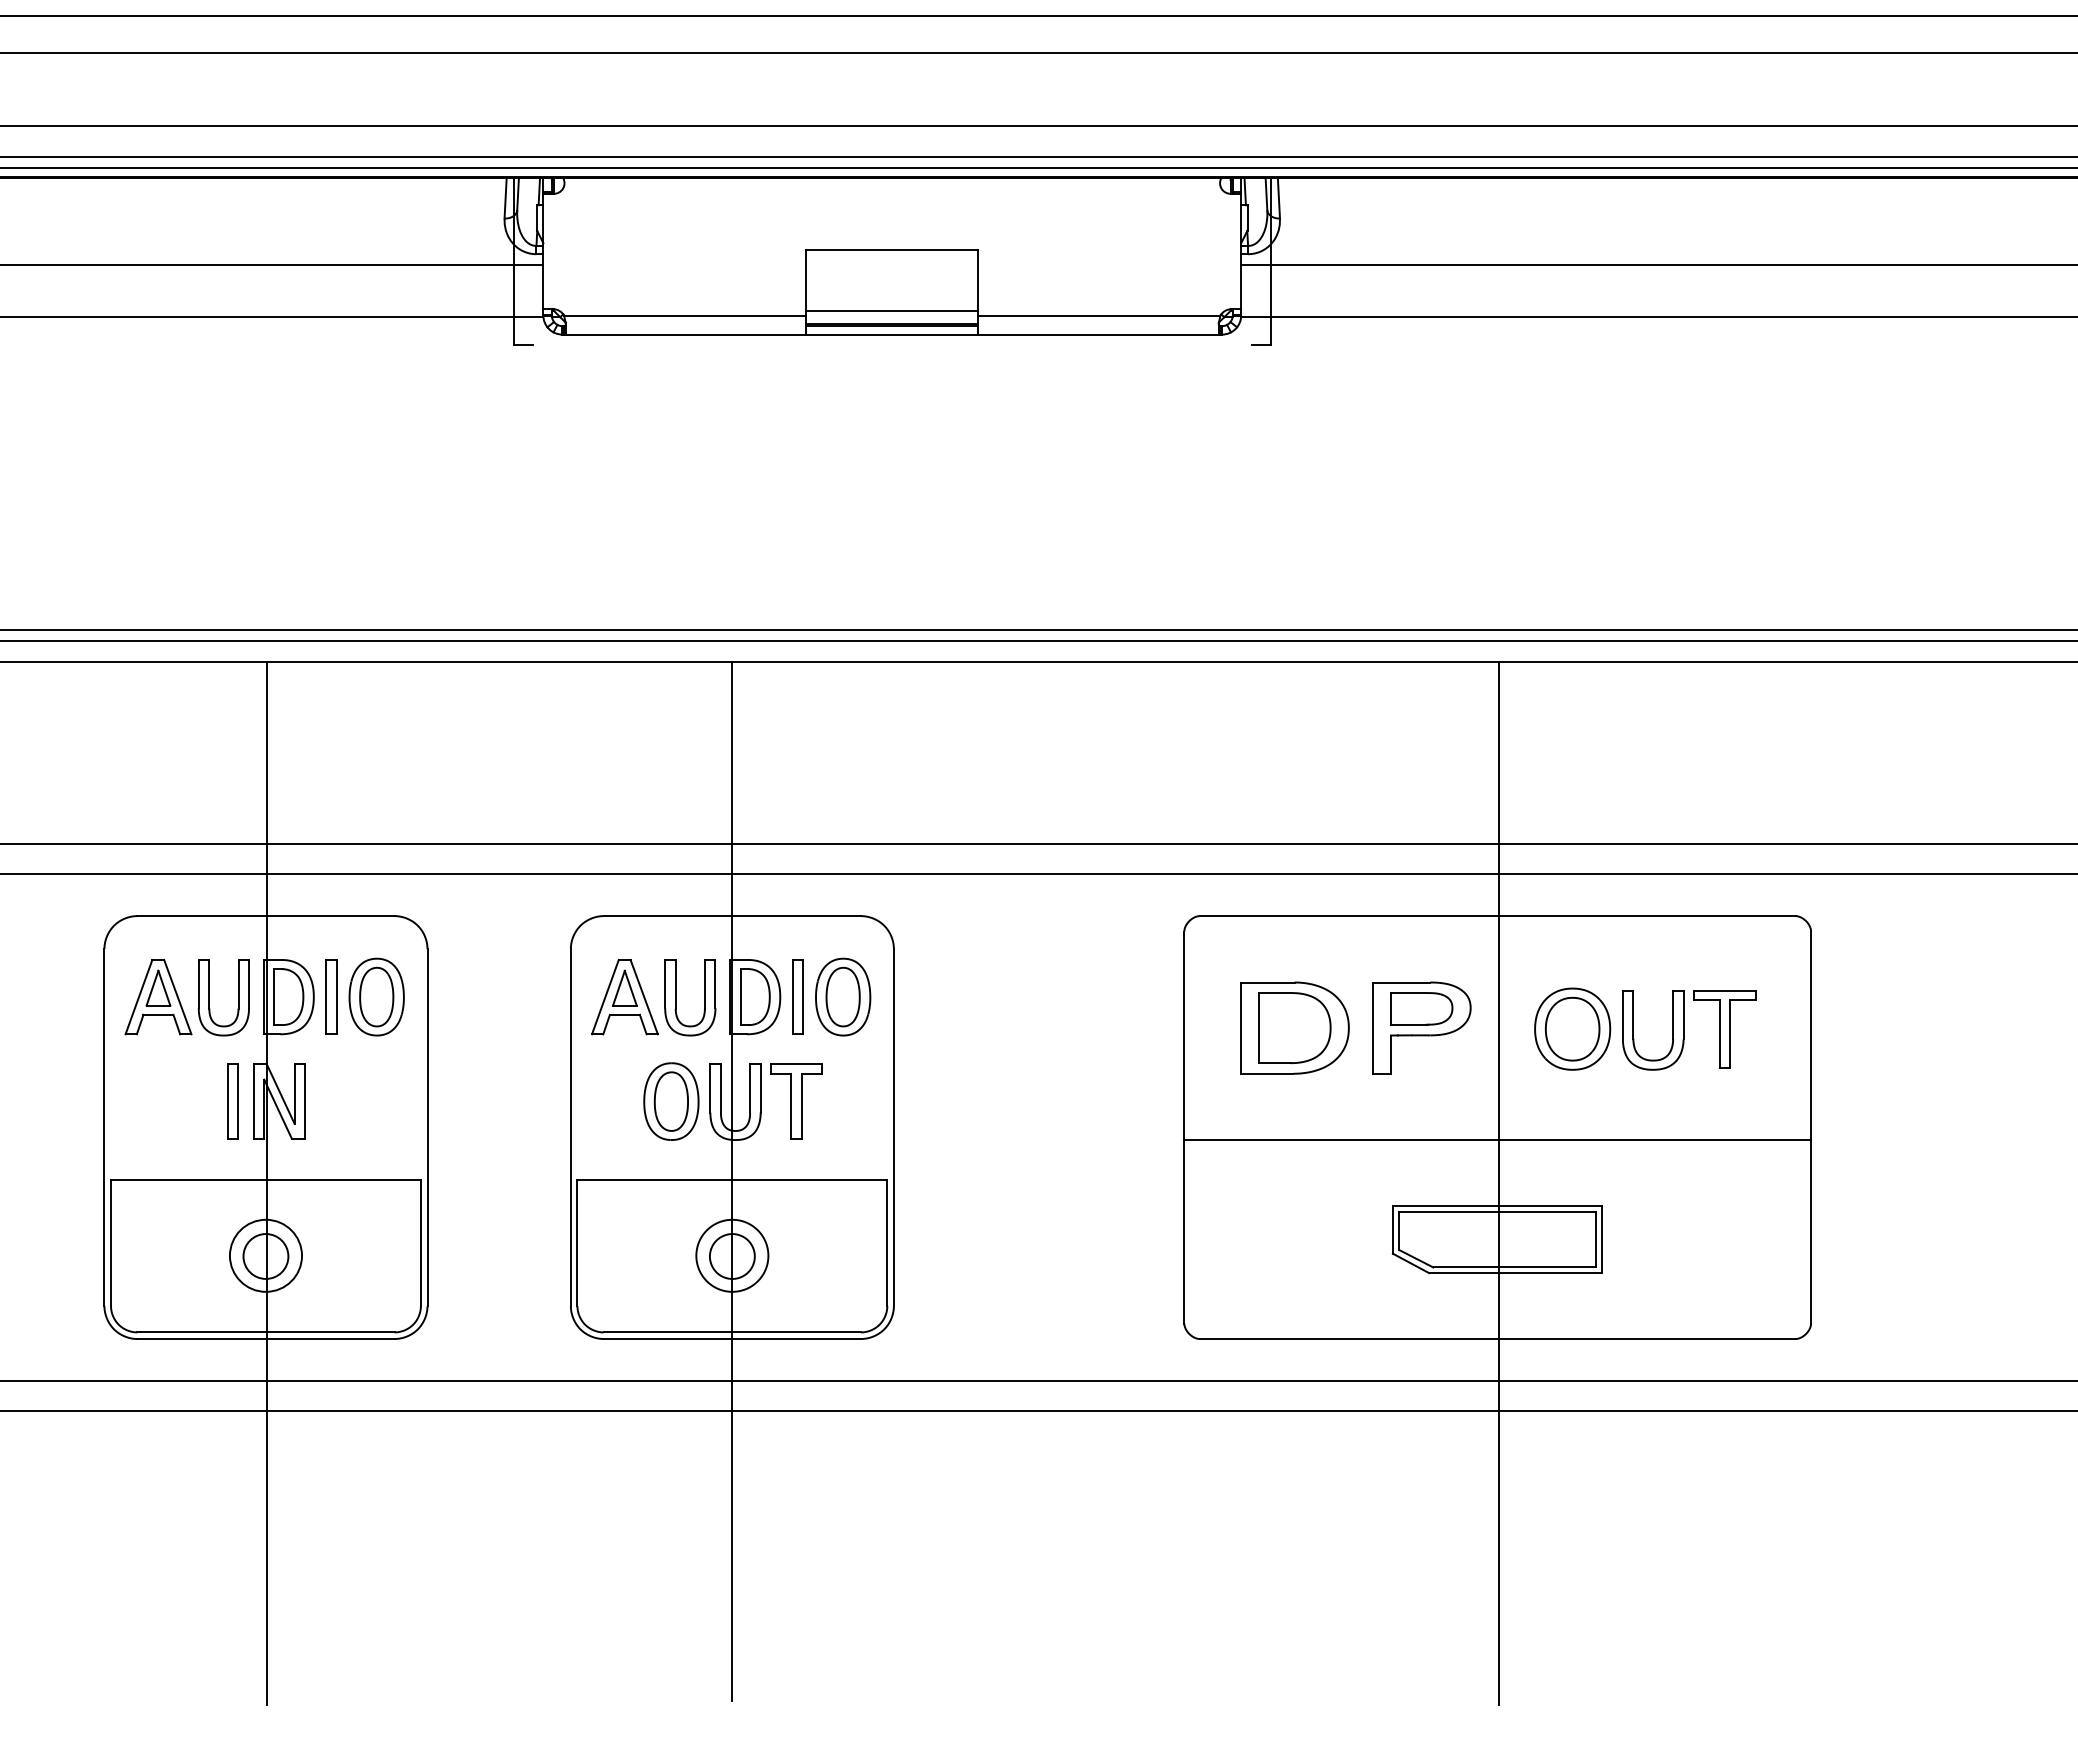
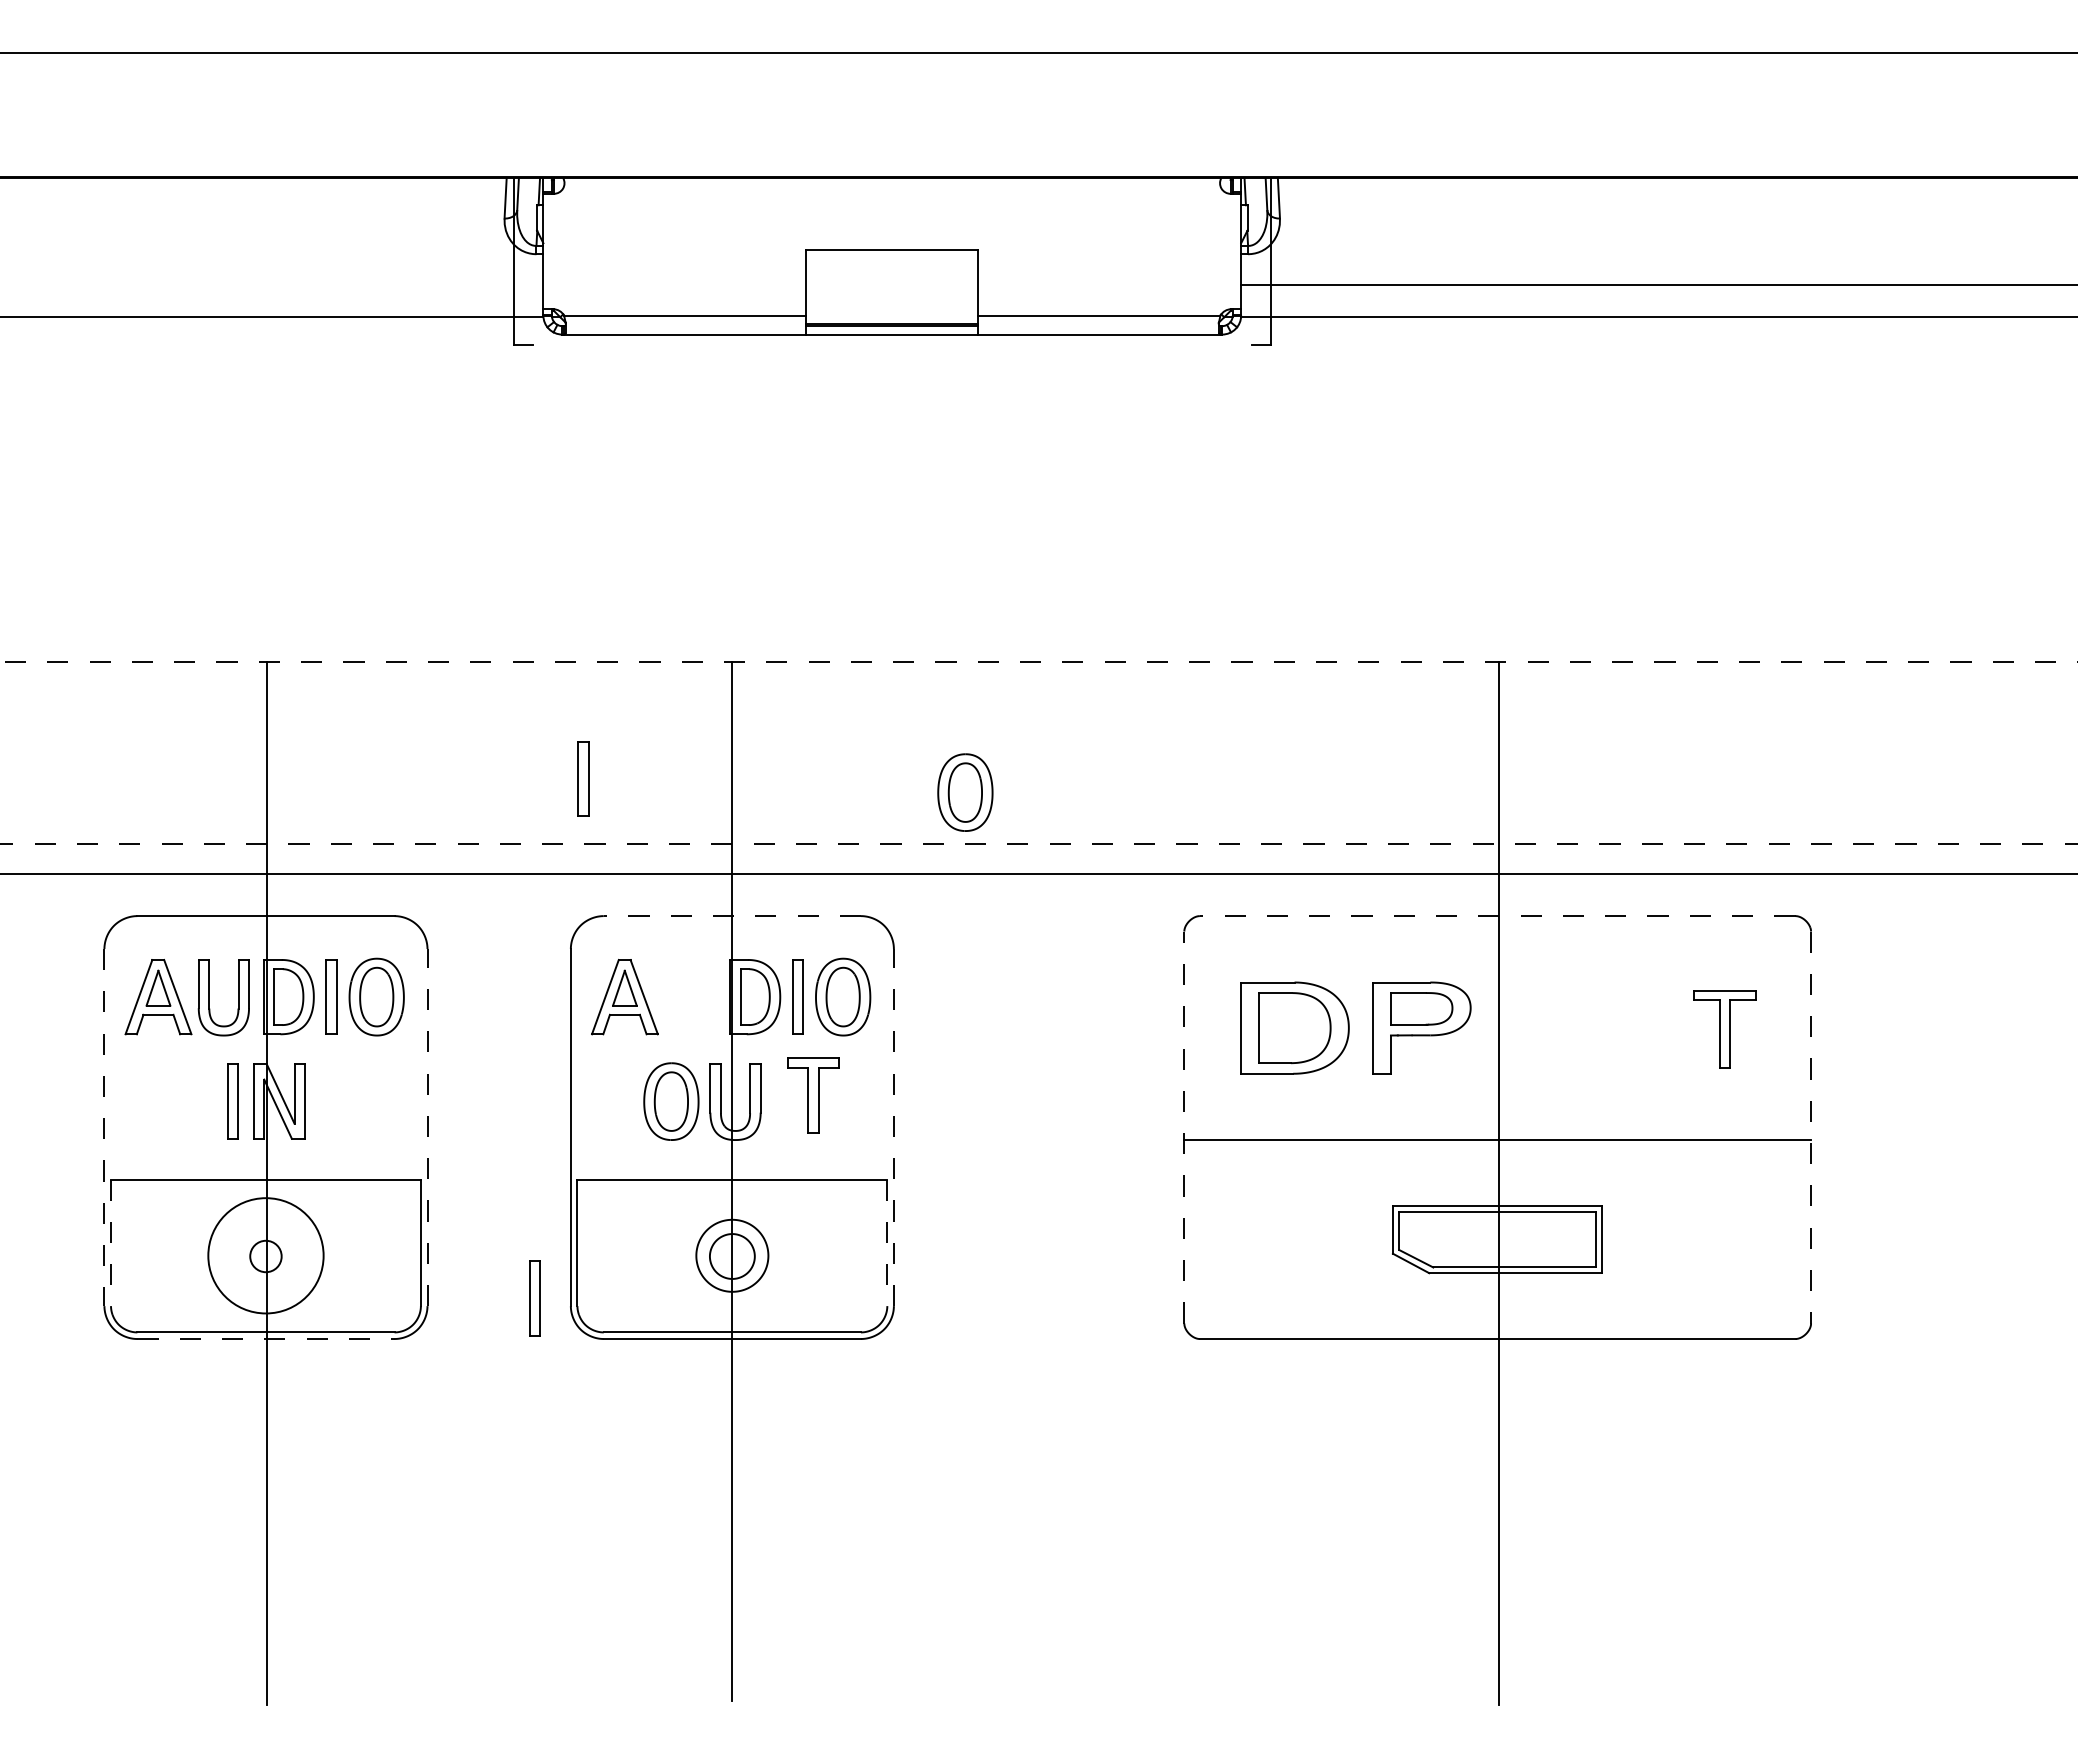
line: present -> none (1038, 16)
line: present -> none (1038, 126)
line: present -> none (1038, 157)
line: present -> none (1038, 168)
line: present -> none (272, 264)
line position: (1657, 264) -> (1657, 284) (1657, 284)
line: present -> none (892, 310)
line: present -> none (1038, 629)
line: present -> none (1038, 641)
line: solid -> dashed (1038, 662)
part: none -> present (583, 778)
part: none -> present (965, 792)
line: solid -> dashed (1038, 844)
line: solid -> dashed (732, 916)
line: solid -> dashed (1497, 916)
part: present -> none (676, 997)
part: present -> none (1572, 1028)
part: present -> none (1672, 1030)
part position: (796, 1101) -> (813, 1095) (813, 1095)
line: solid -> dashed (104, 1127)
line: solid -> dashed (427, 1127)
line: solid -> dashed (893, 1127)
line: solid -> dashed (1184, 1127)
line: solid -> dashed (1811, 1127)
line: solid -> dashed (111, 1243)
line: solid -> dashed (887, 1243)
circle diameter: 72 px -> 115 px (265, 1255)
circle diameter: 45 px -> 31 px (265, 1256)
part: none -> present (534, 1298)
line: solid -> dashed (265, 1339)
line: present -> none (1038, 1381)
line: present -> none (1038, 1410)
